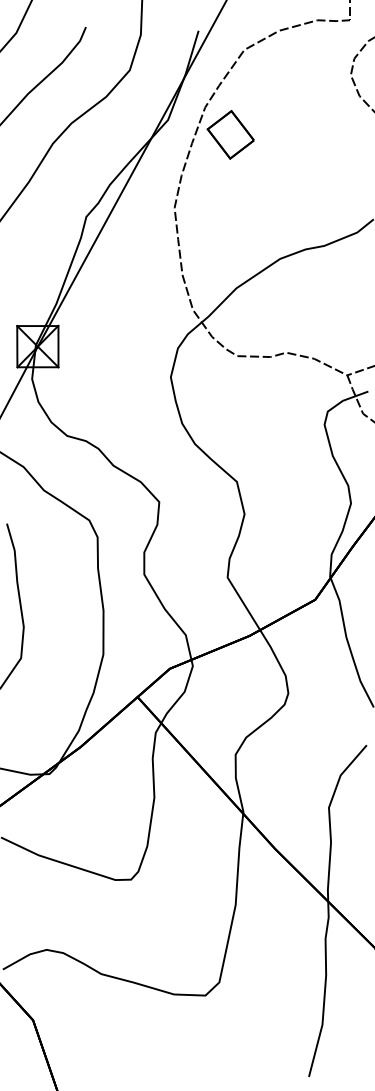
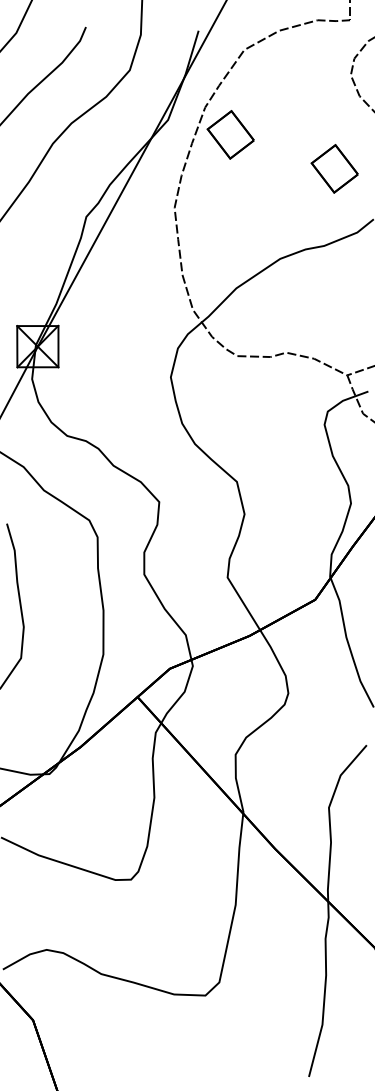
part: none -> present (334, 168)
